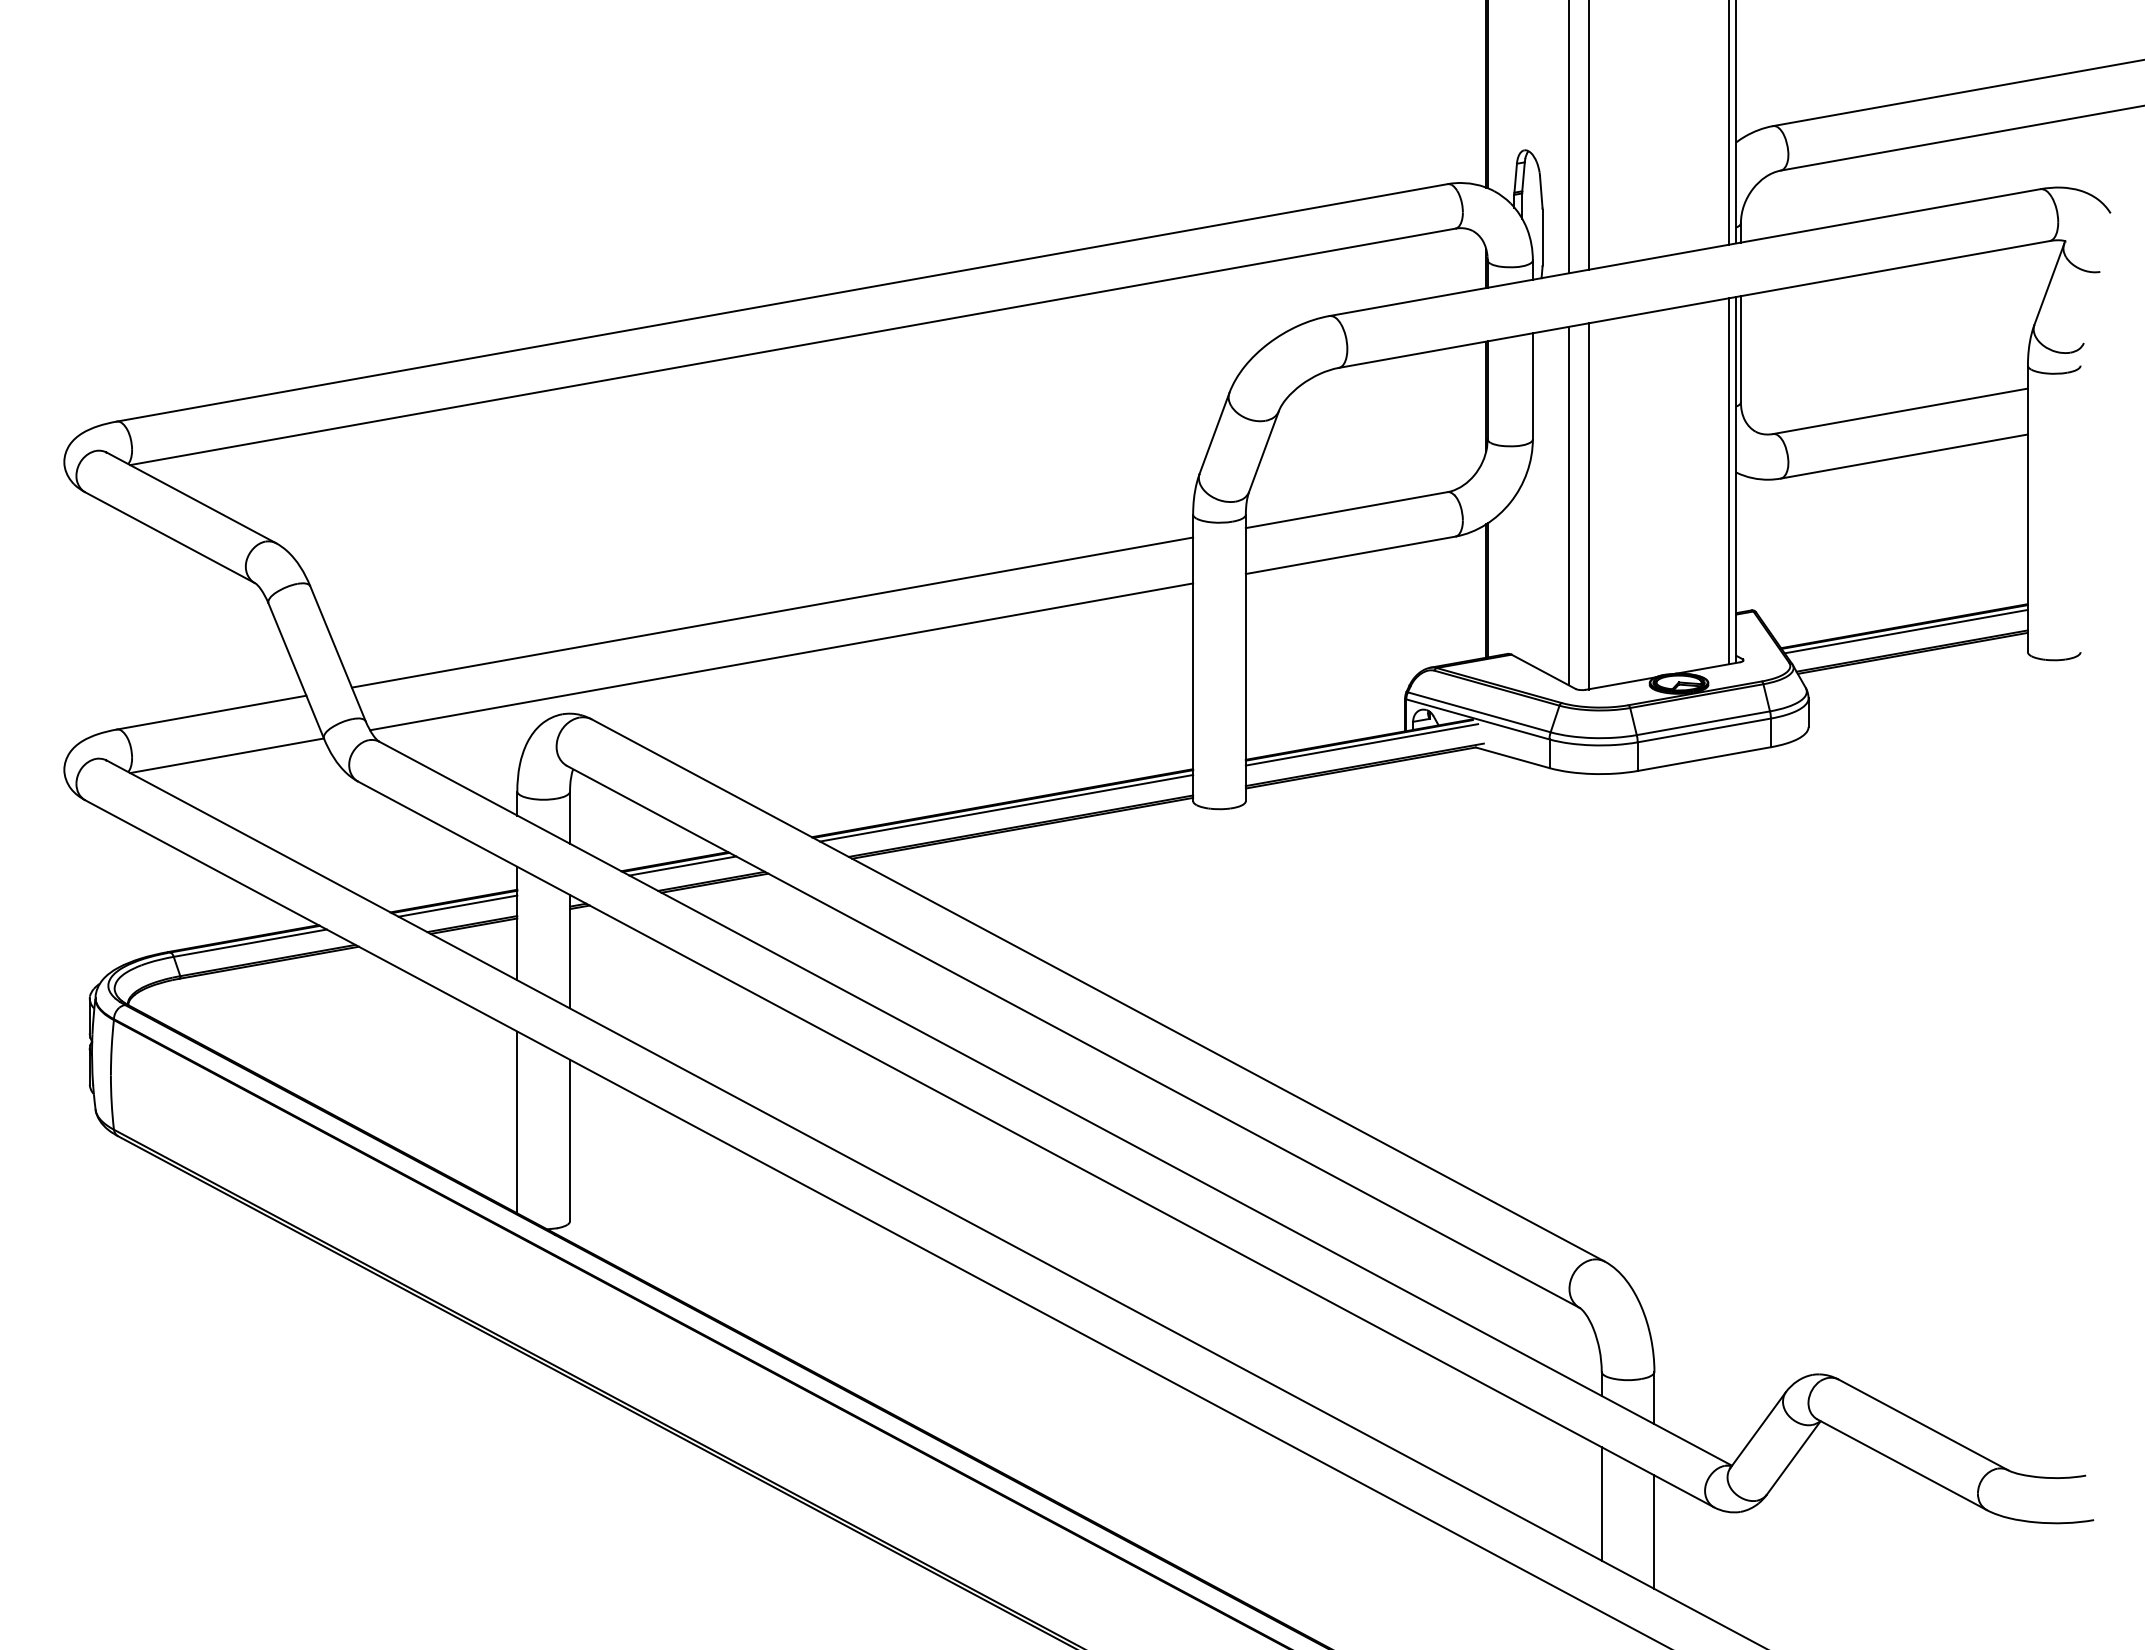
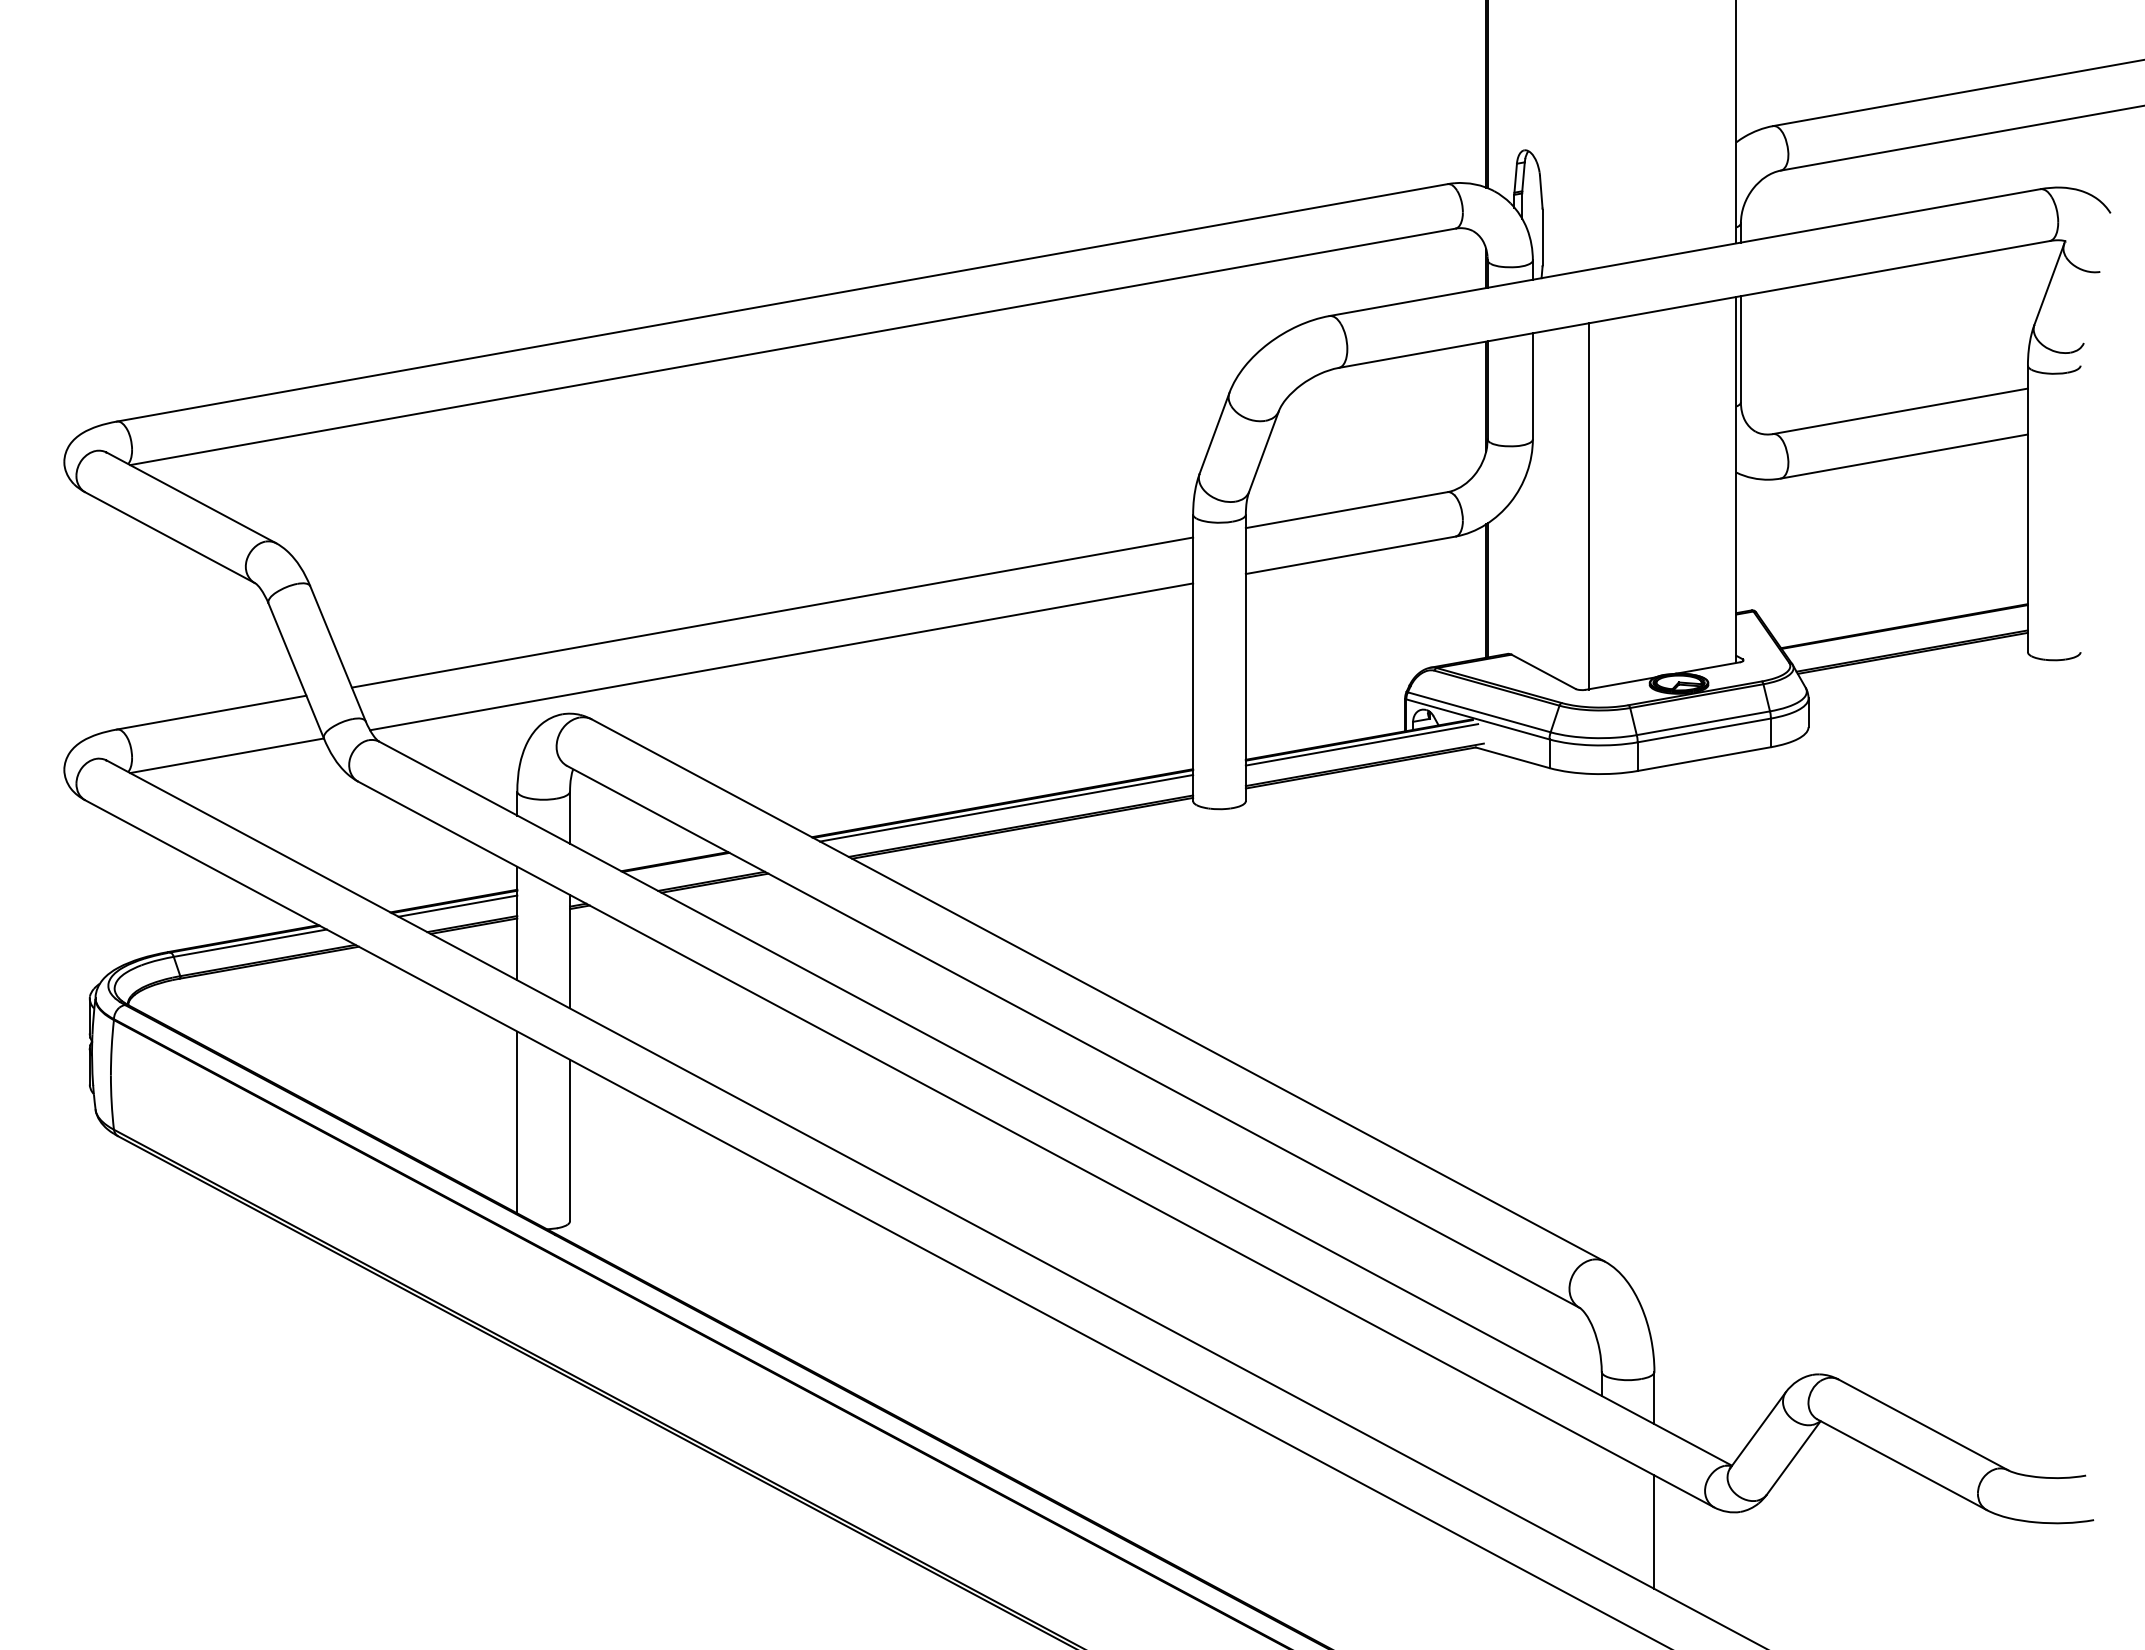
line: present -> none (1728, 123)
line: present -> none (1589, 135)
line: present -> none (1568, 137)
line: present -> none (1728, 481)
line: present -> none (1568, 505)
line: present -> none (1905, 631)
line: present -> none (682, 865)
line: present -> none (1601, 1503)
